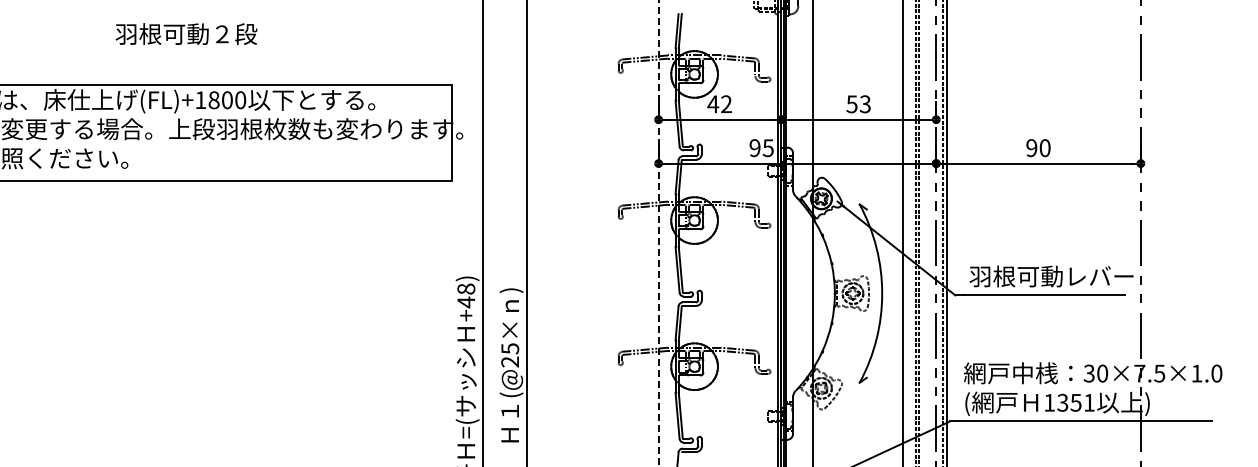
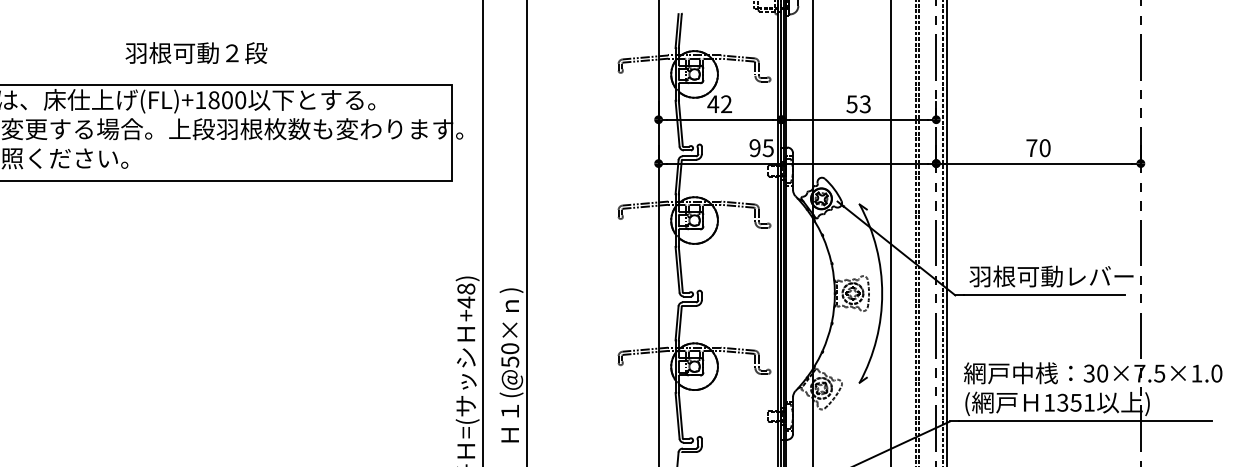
text position: (186, 33) -> (196, 52) (196, 52)
text: 90 -> 70 (1031, 148)
line position: (902, 232) -> (890, 232) (890, 232)
line: dashed -> solid (658, 233)
text: (@25× -> (@50× (510, 355)
